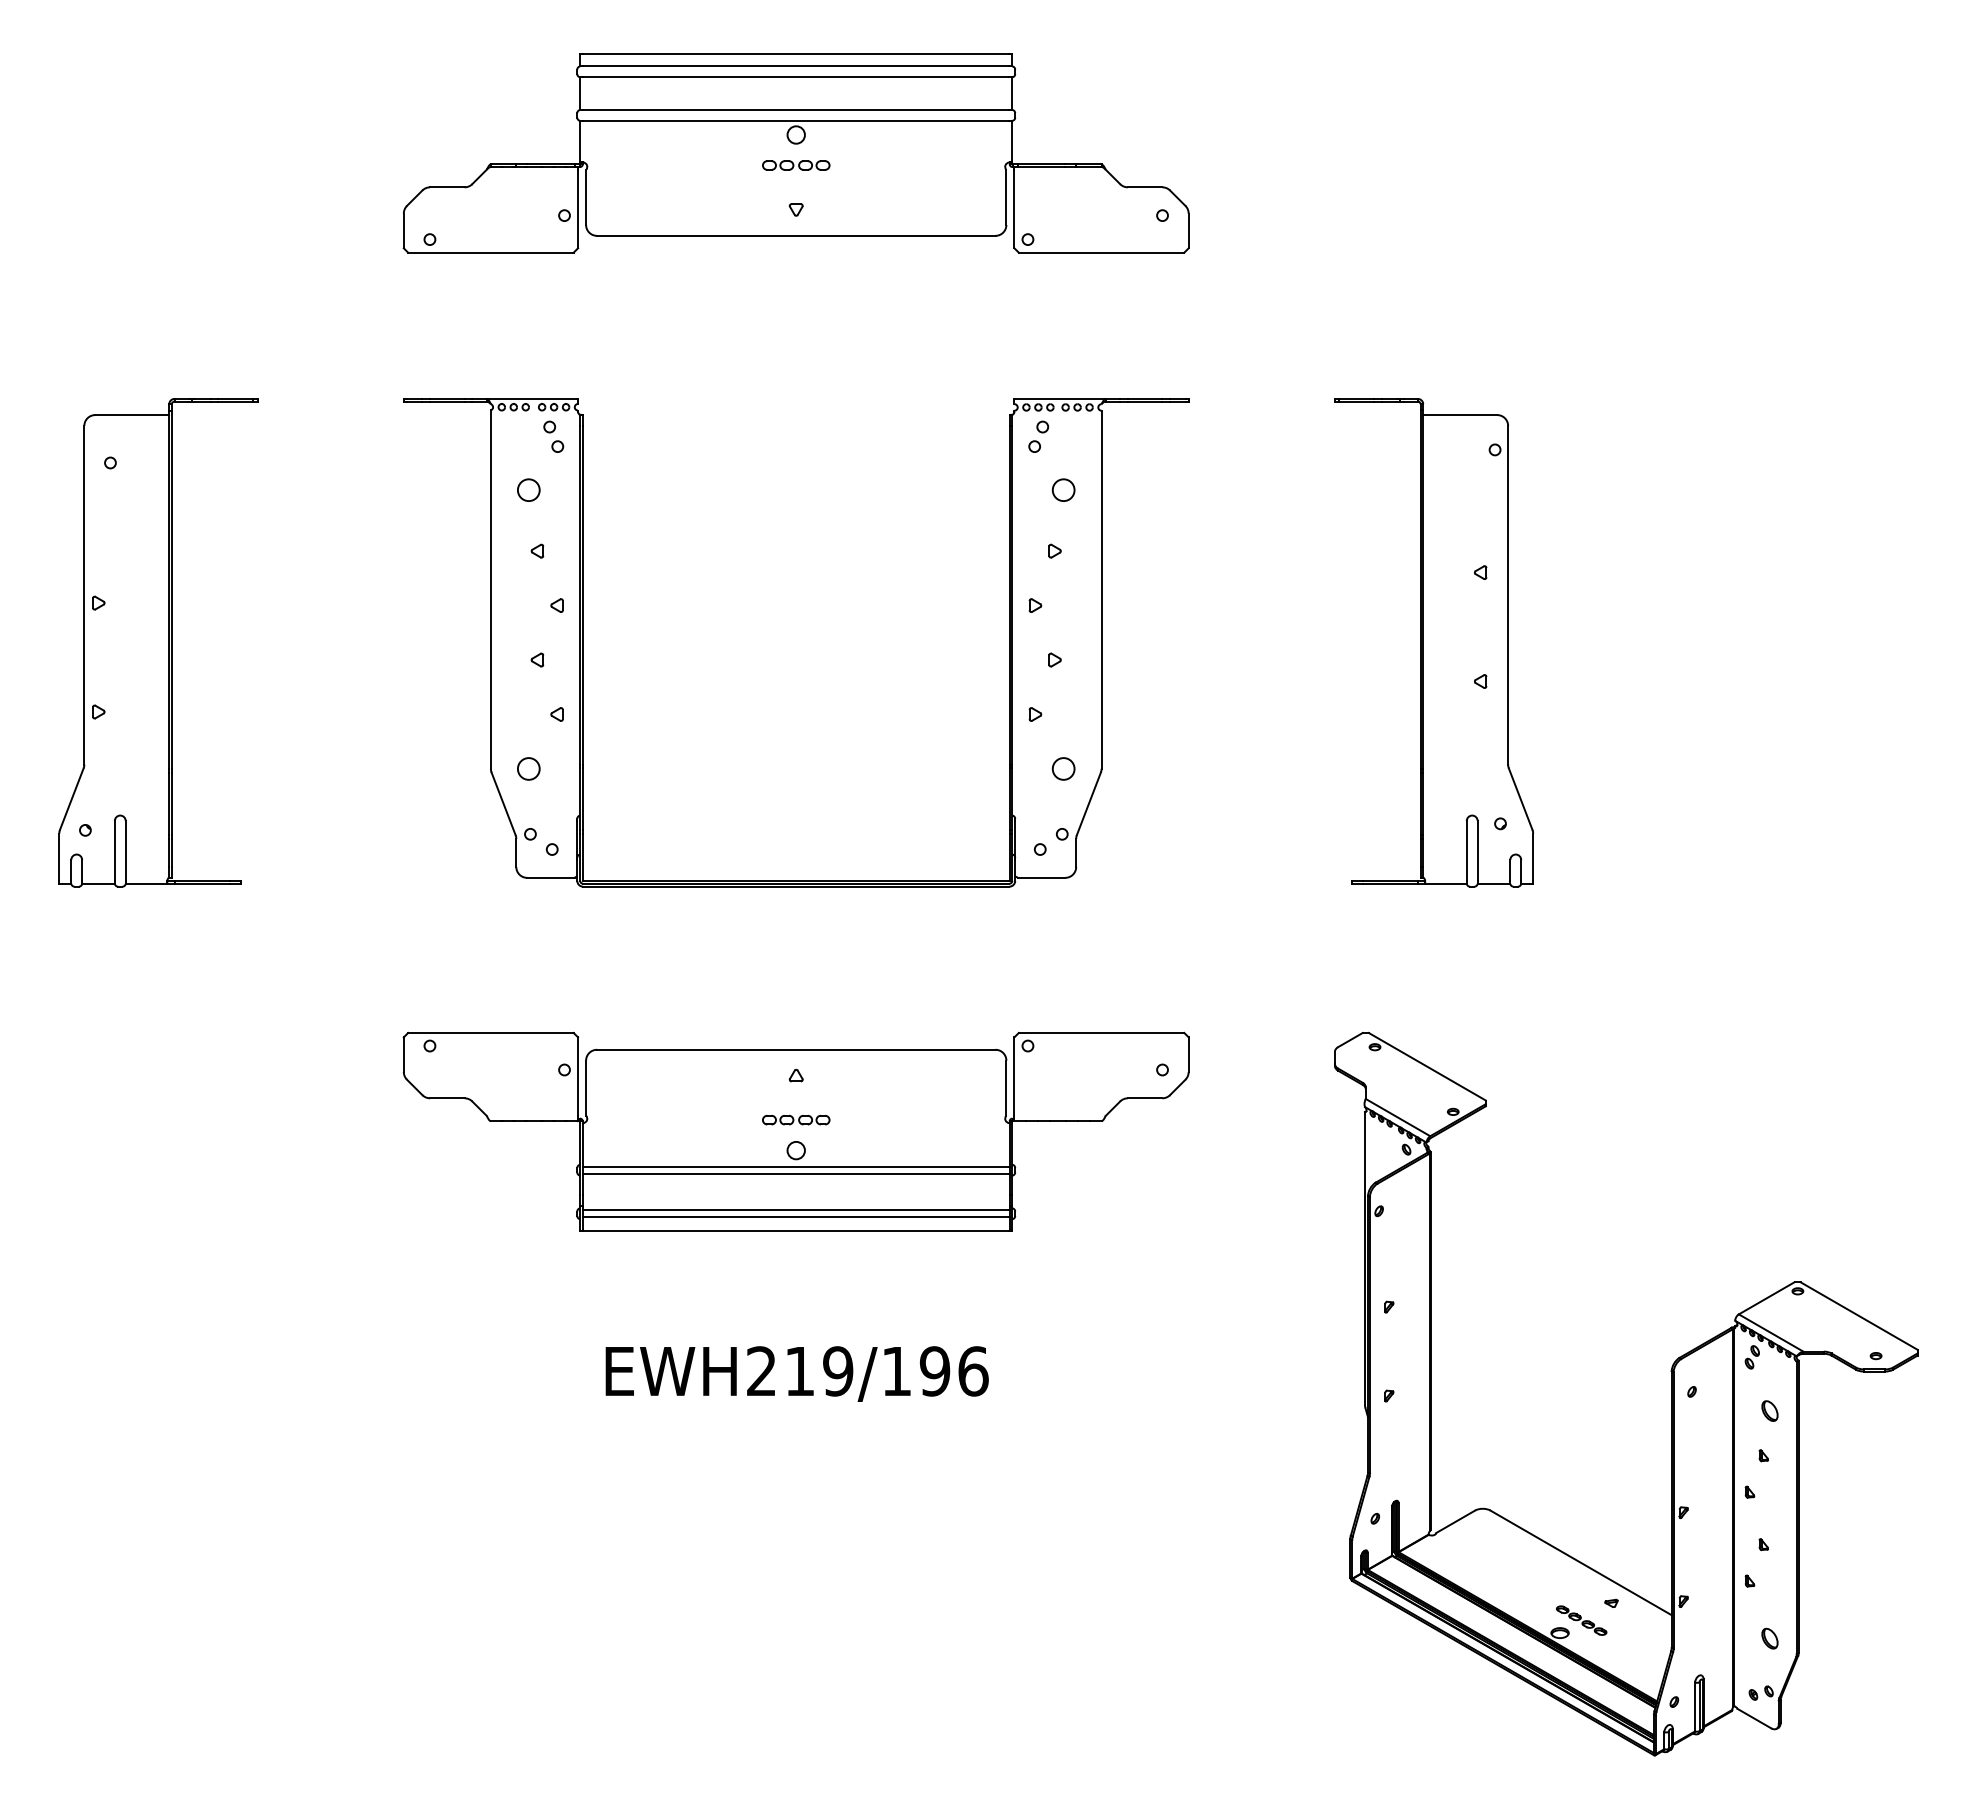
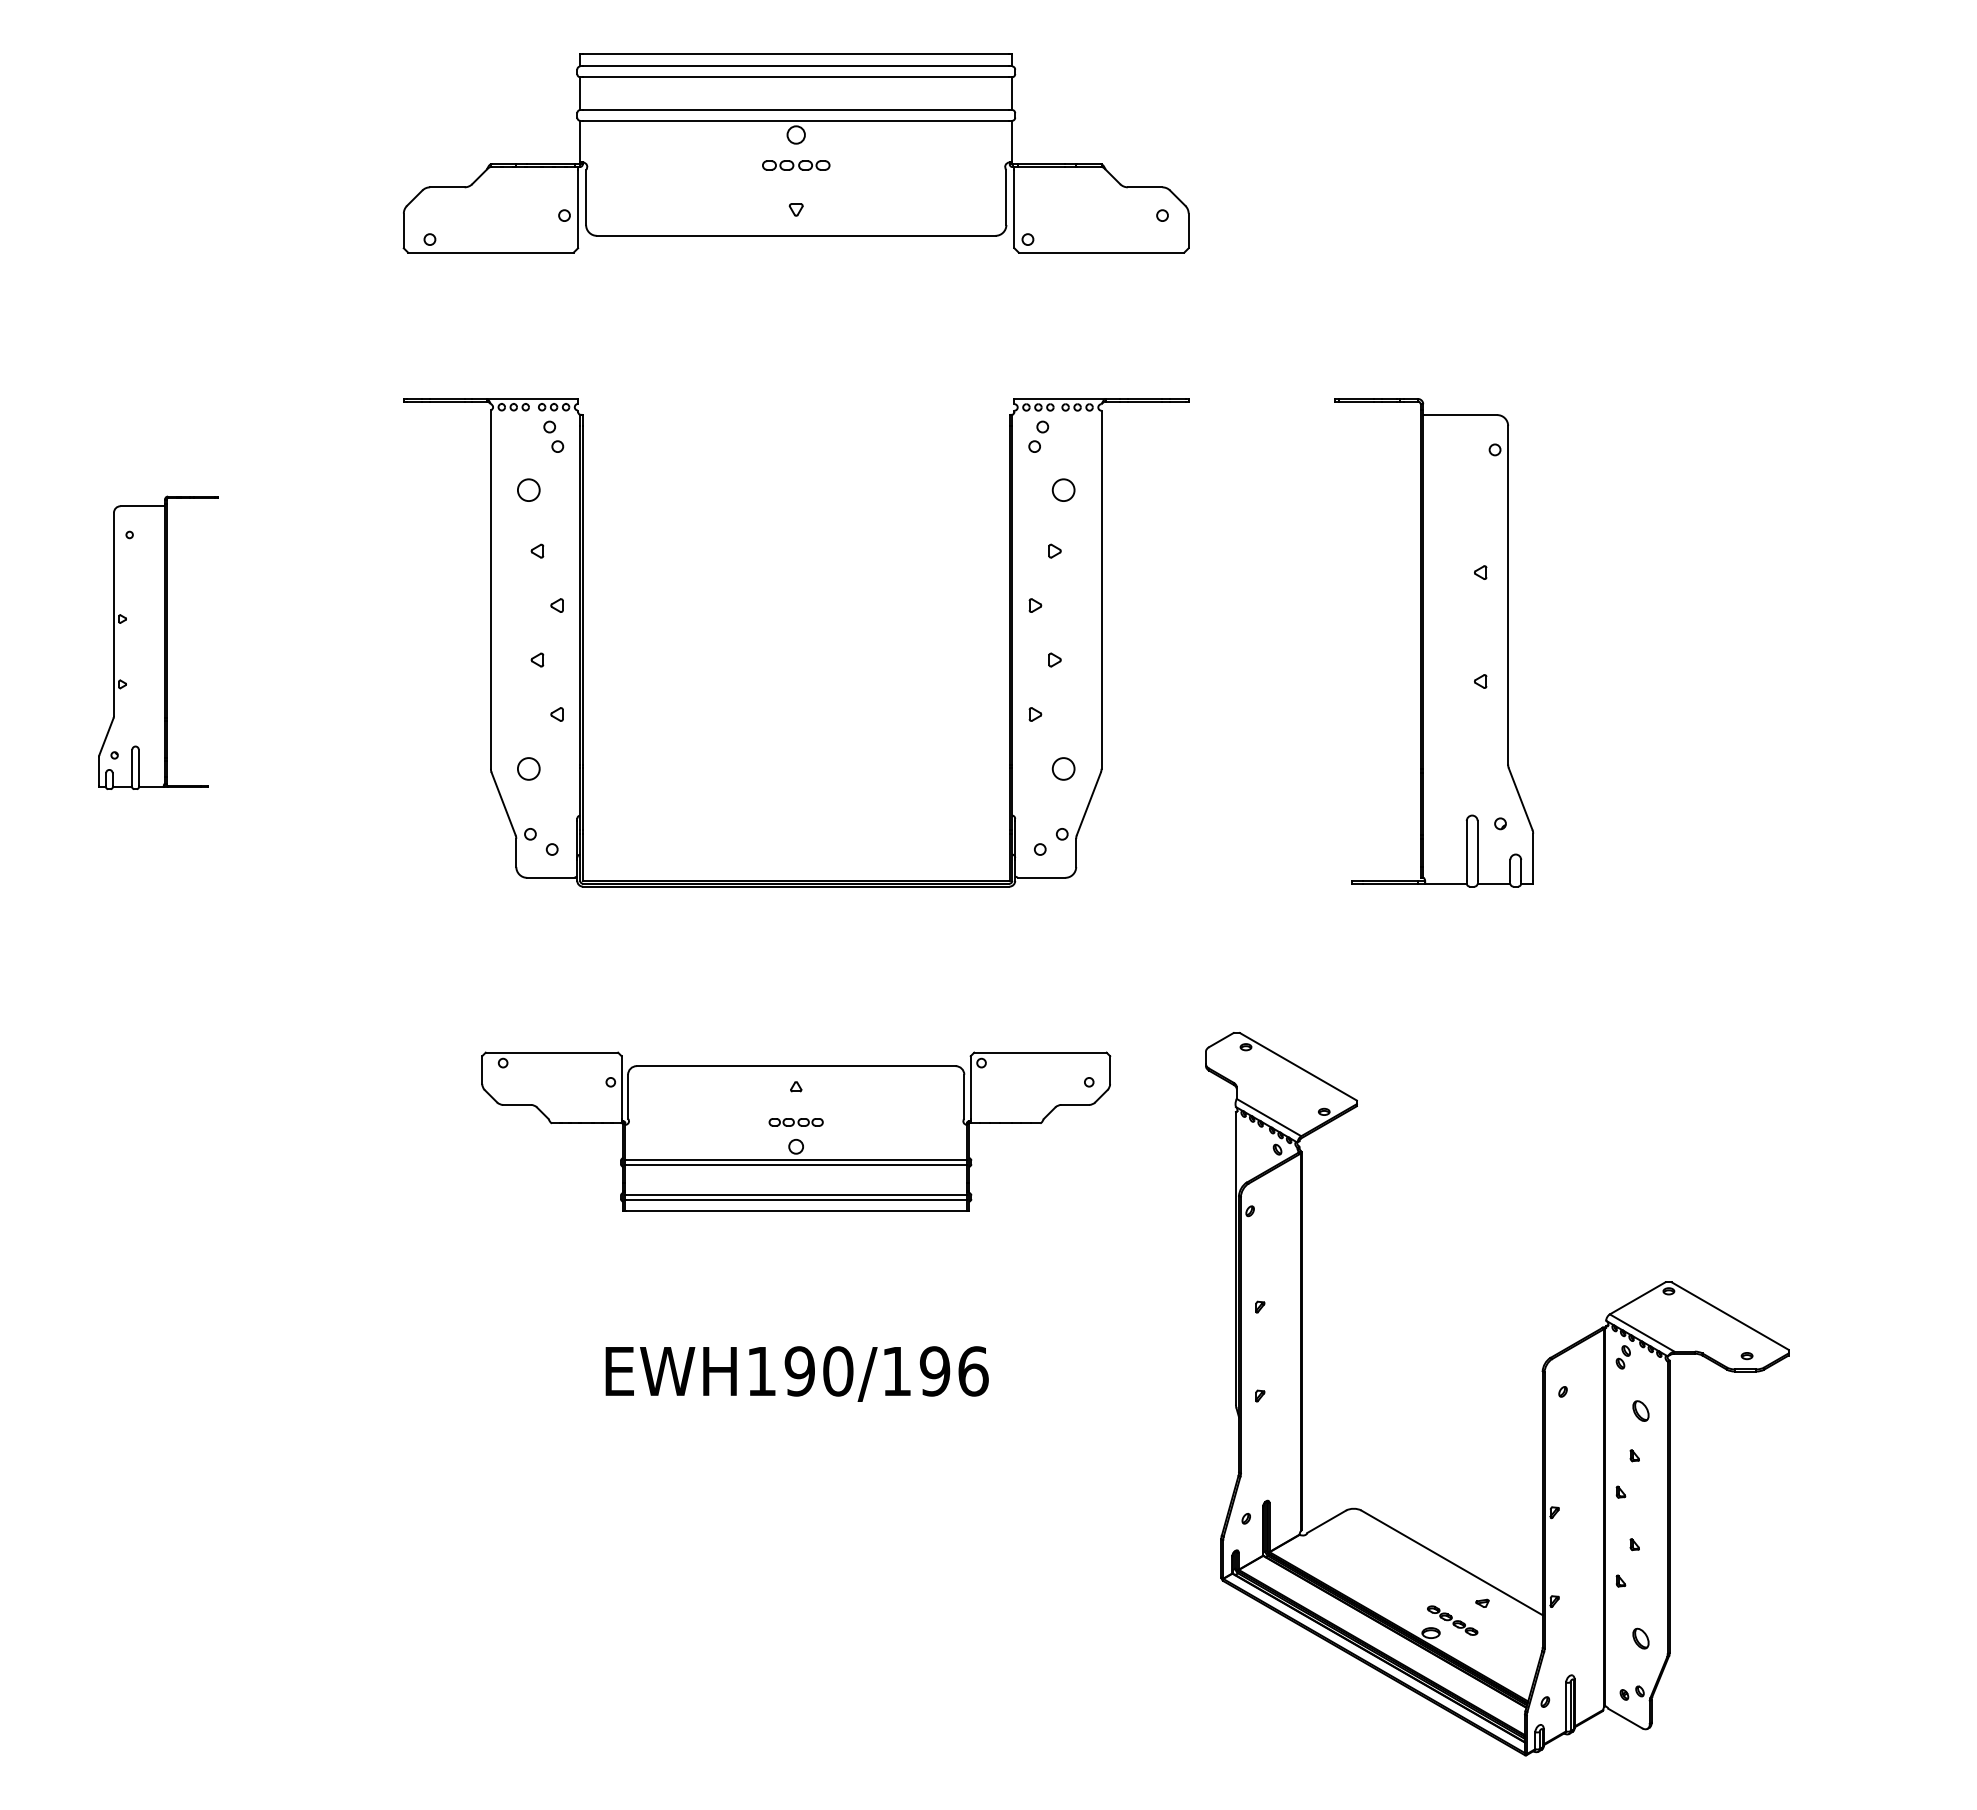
part size: 201x490 px -> 121x295 px (158, 642)
part size: 788x201 px -> 631x161 px (796, 1131)
text: EWH219/196 -> EWH190/196 (800, 1371)
part position: (1671, 1394) -> (1542, 1394) (1542, 1394)
